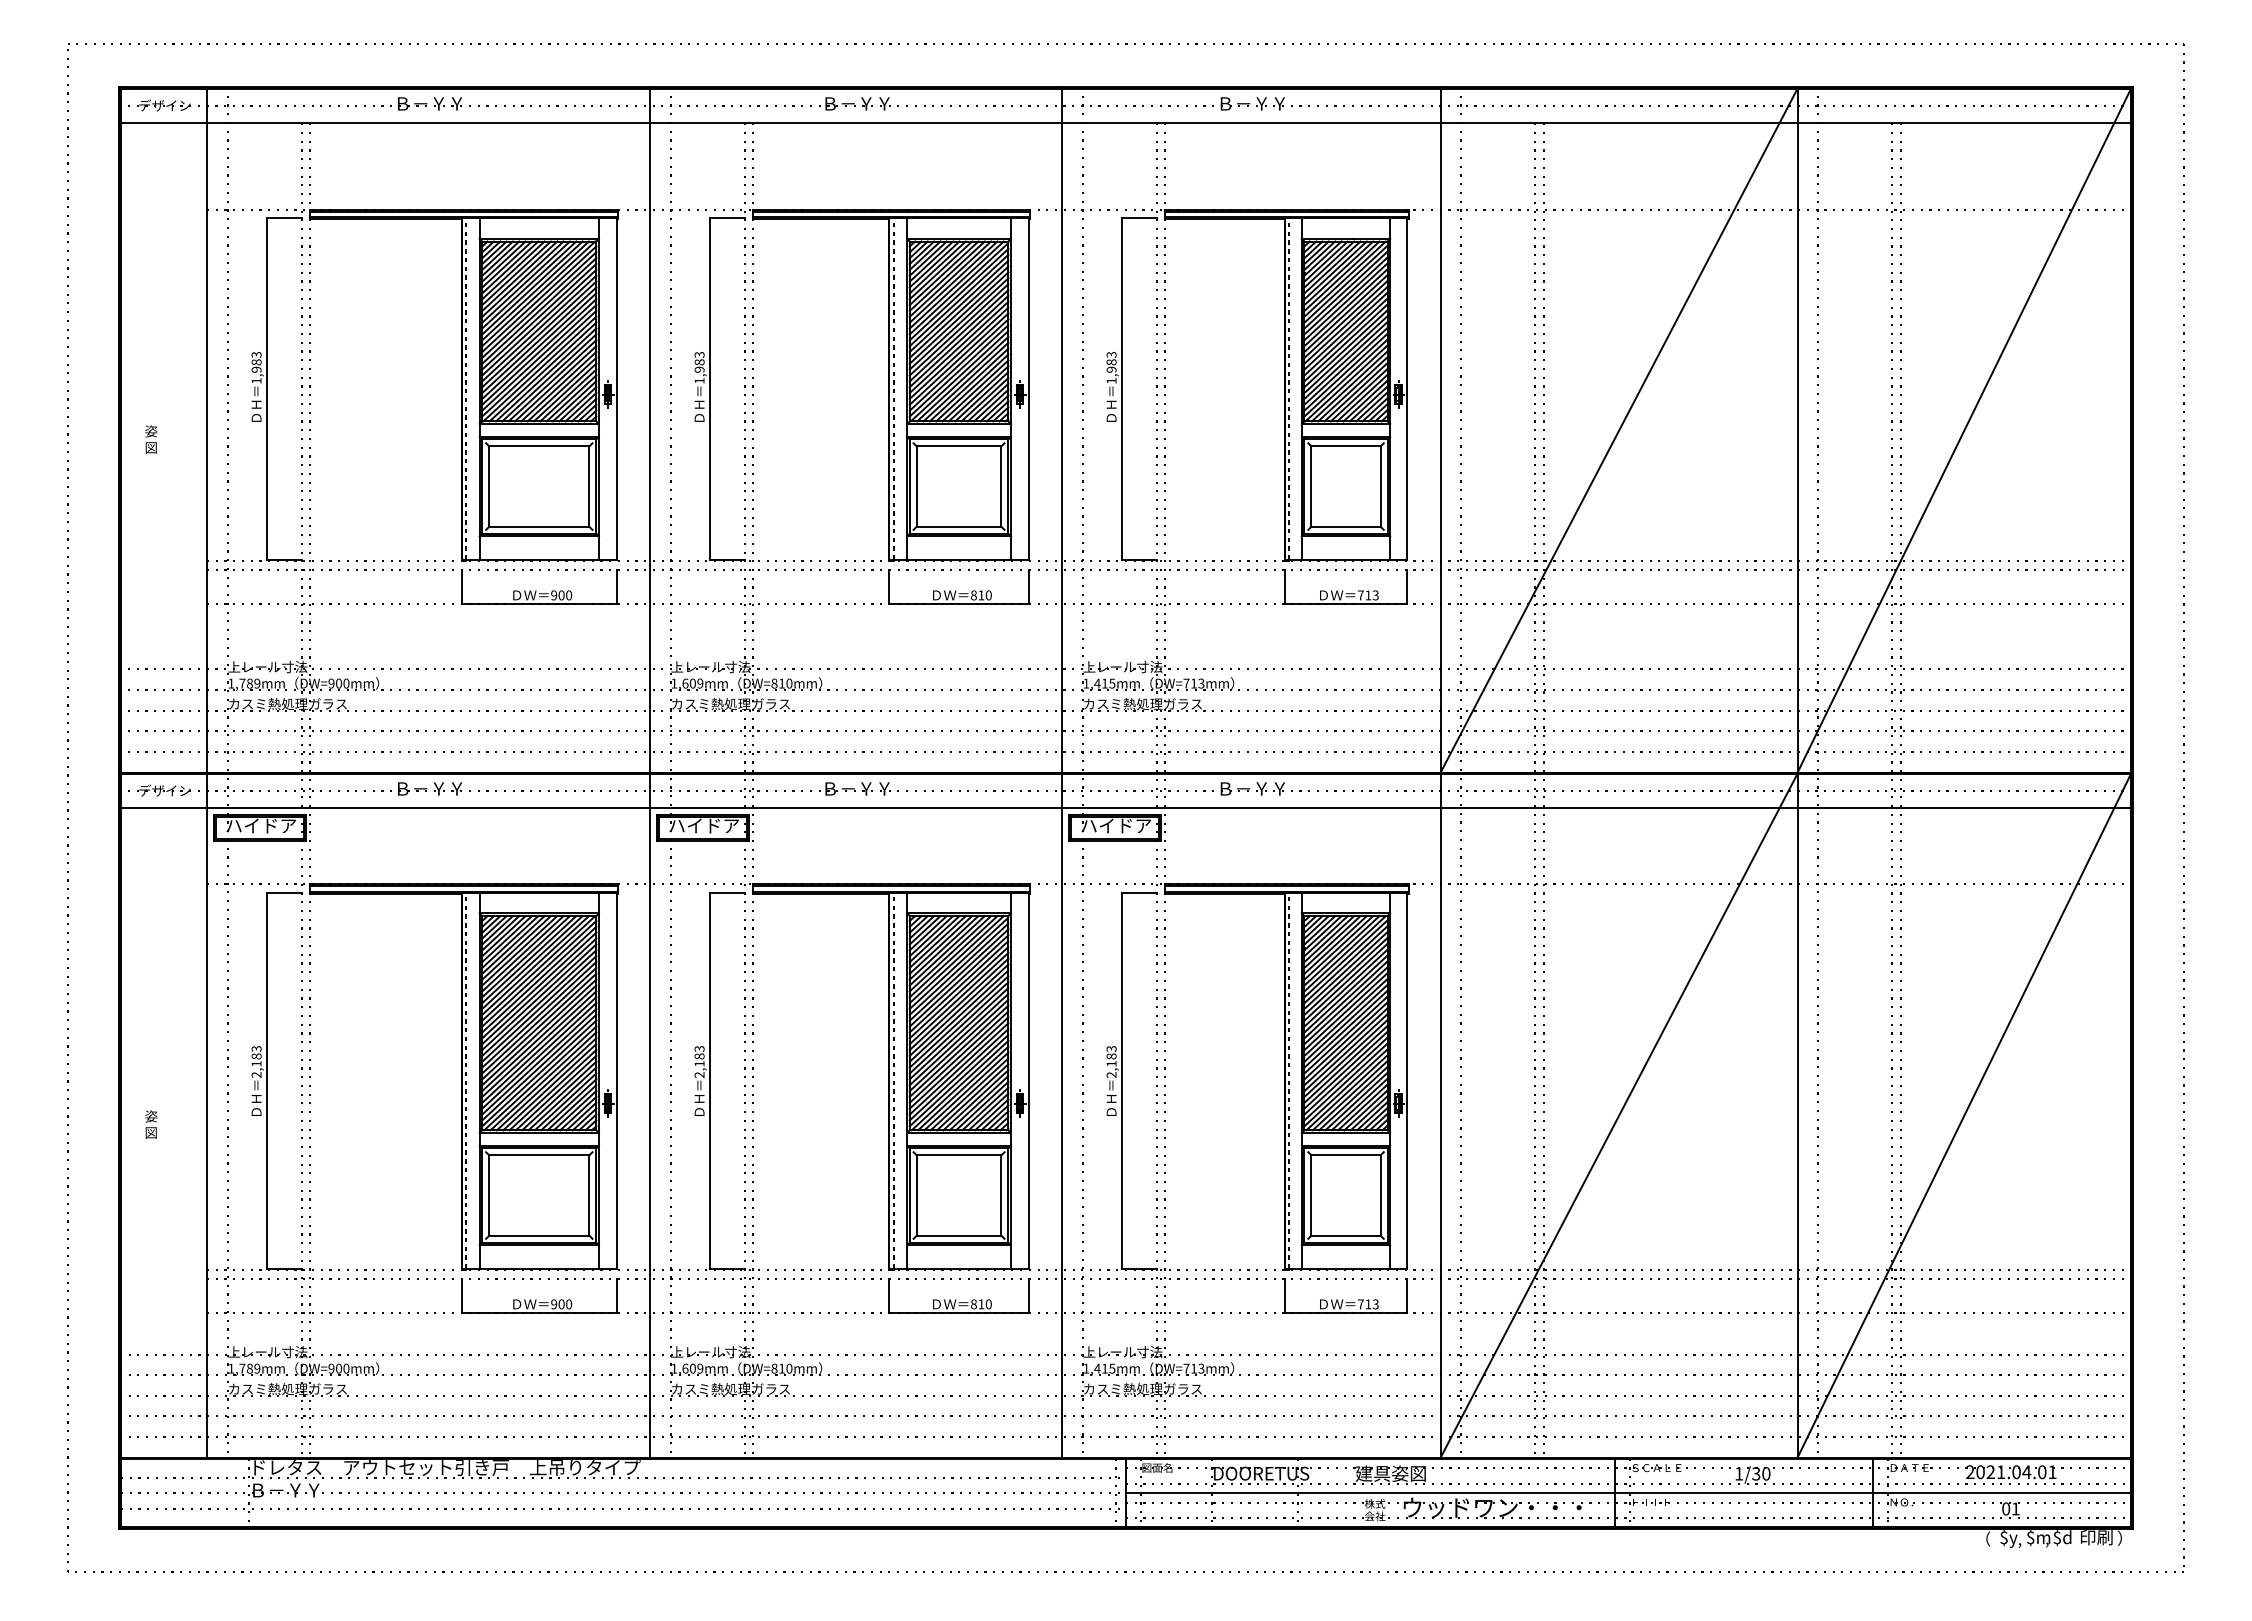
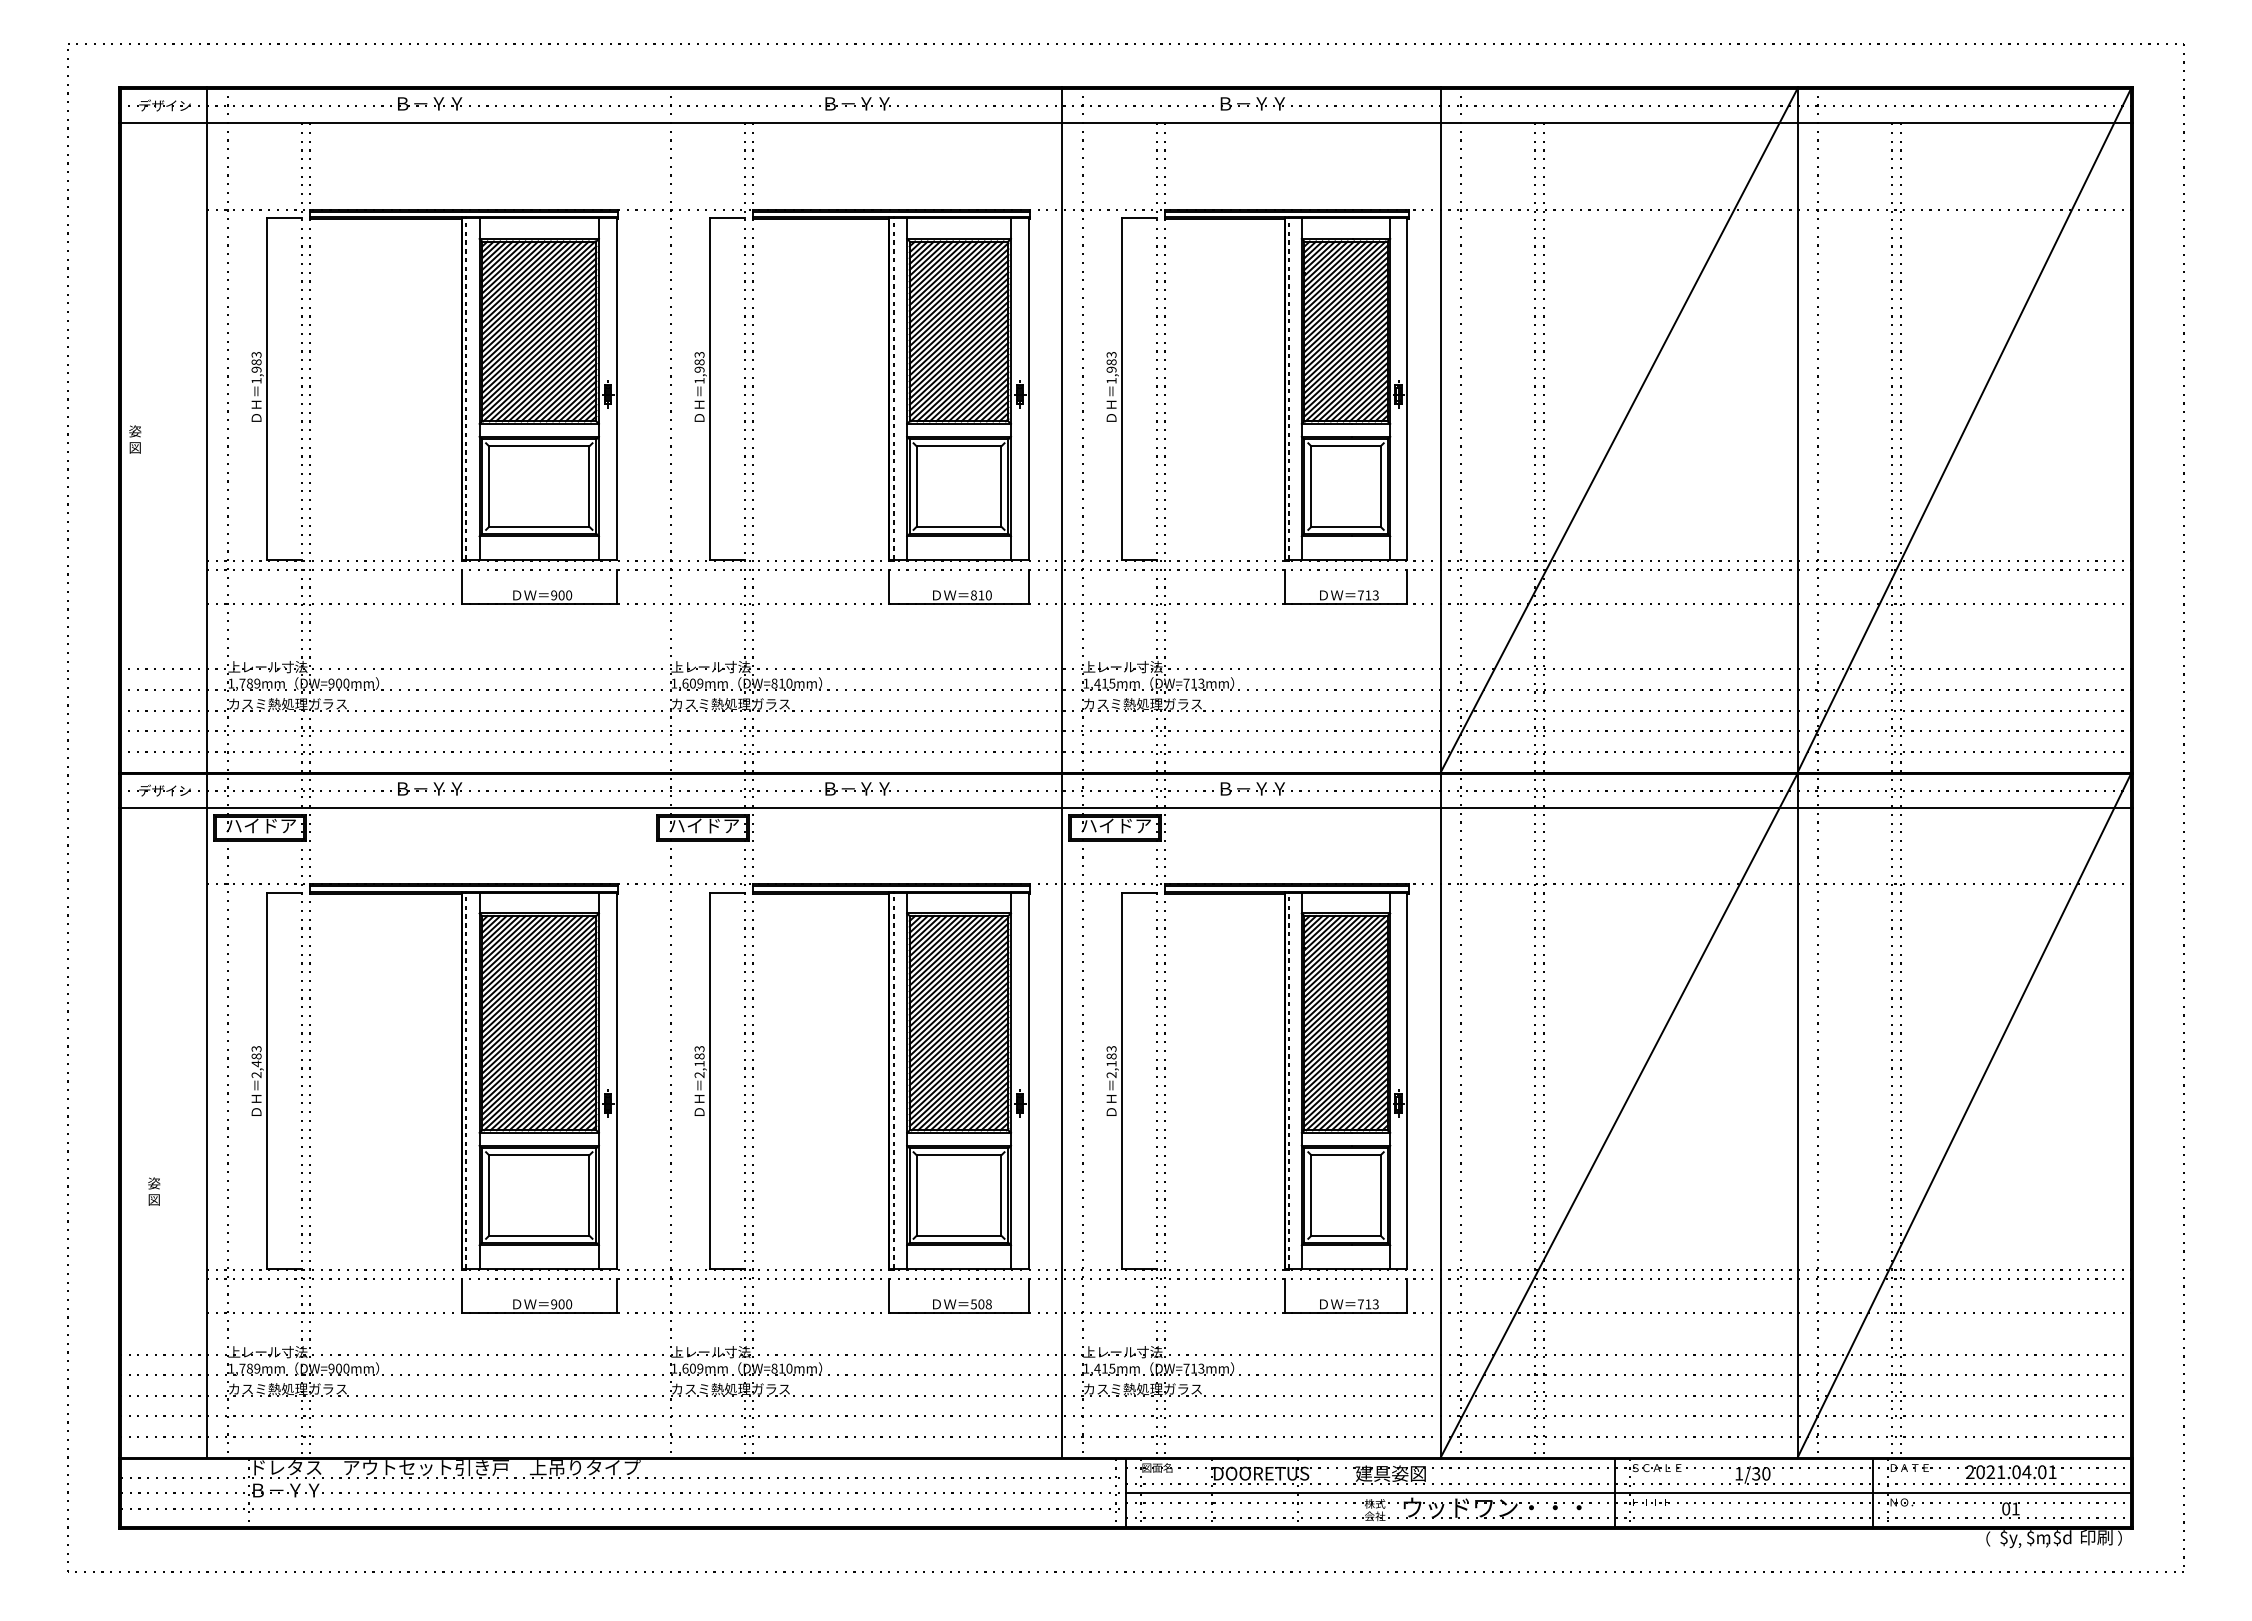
text position: (151, 439) -> (135, 439) (135, 439)
line: present -> none (649, 771)
text: 2,183 -> 2,483 (256, 1063)
text position: (151, 1124) -> (154, 1191) (154, 1191)
text: 810 -> 508 (980, 1304)
